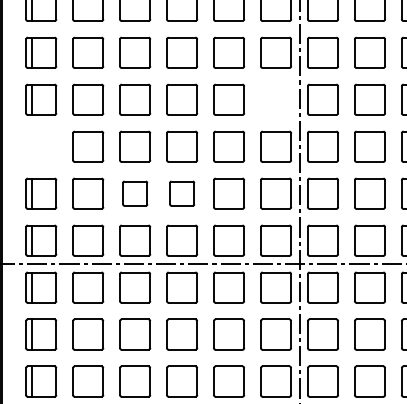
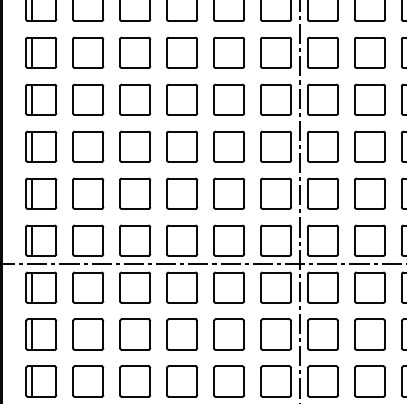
part: none -> present (275, 99)
part: none -> present (41, 146)
part size: 27x27 px -> 33x33 px (135, 193)
part size: 27x27 px -> 33x33 px (182, 193)
